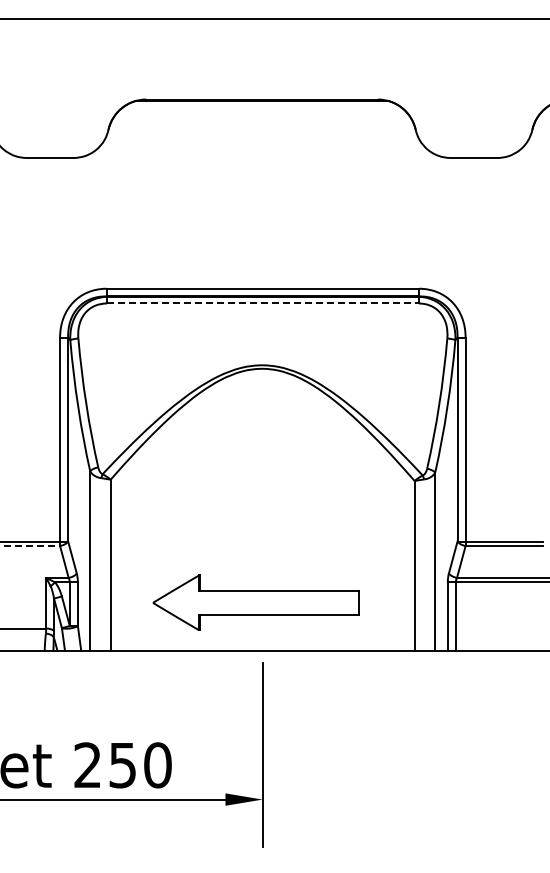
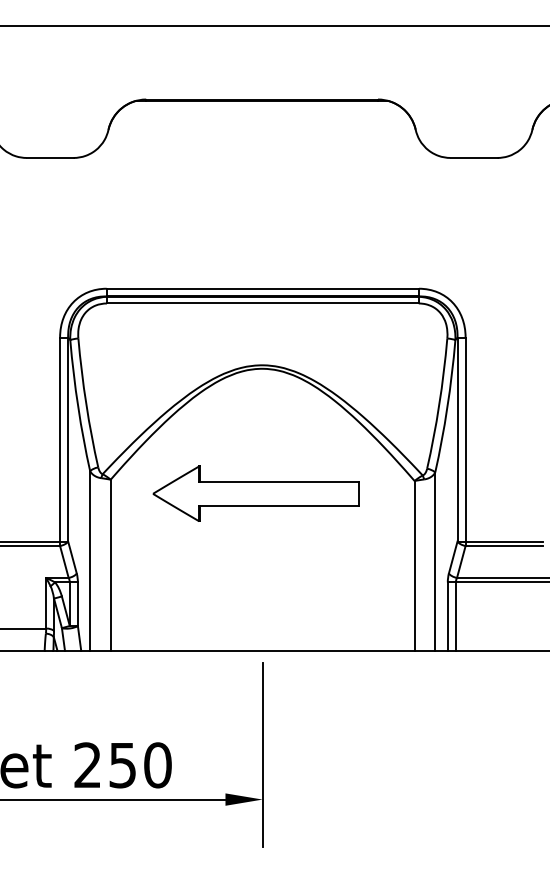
line position: (274, 19) -> (274, 26) (274, 26)
line: dashed -> solid (262, 303)
line: dashed -> solid (30, 546)
part position: (255, 602) -> (255, 493) (255, 493)
